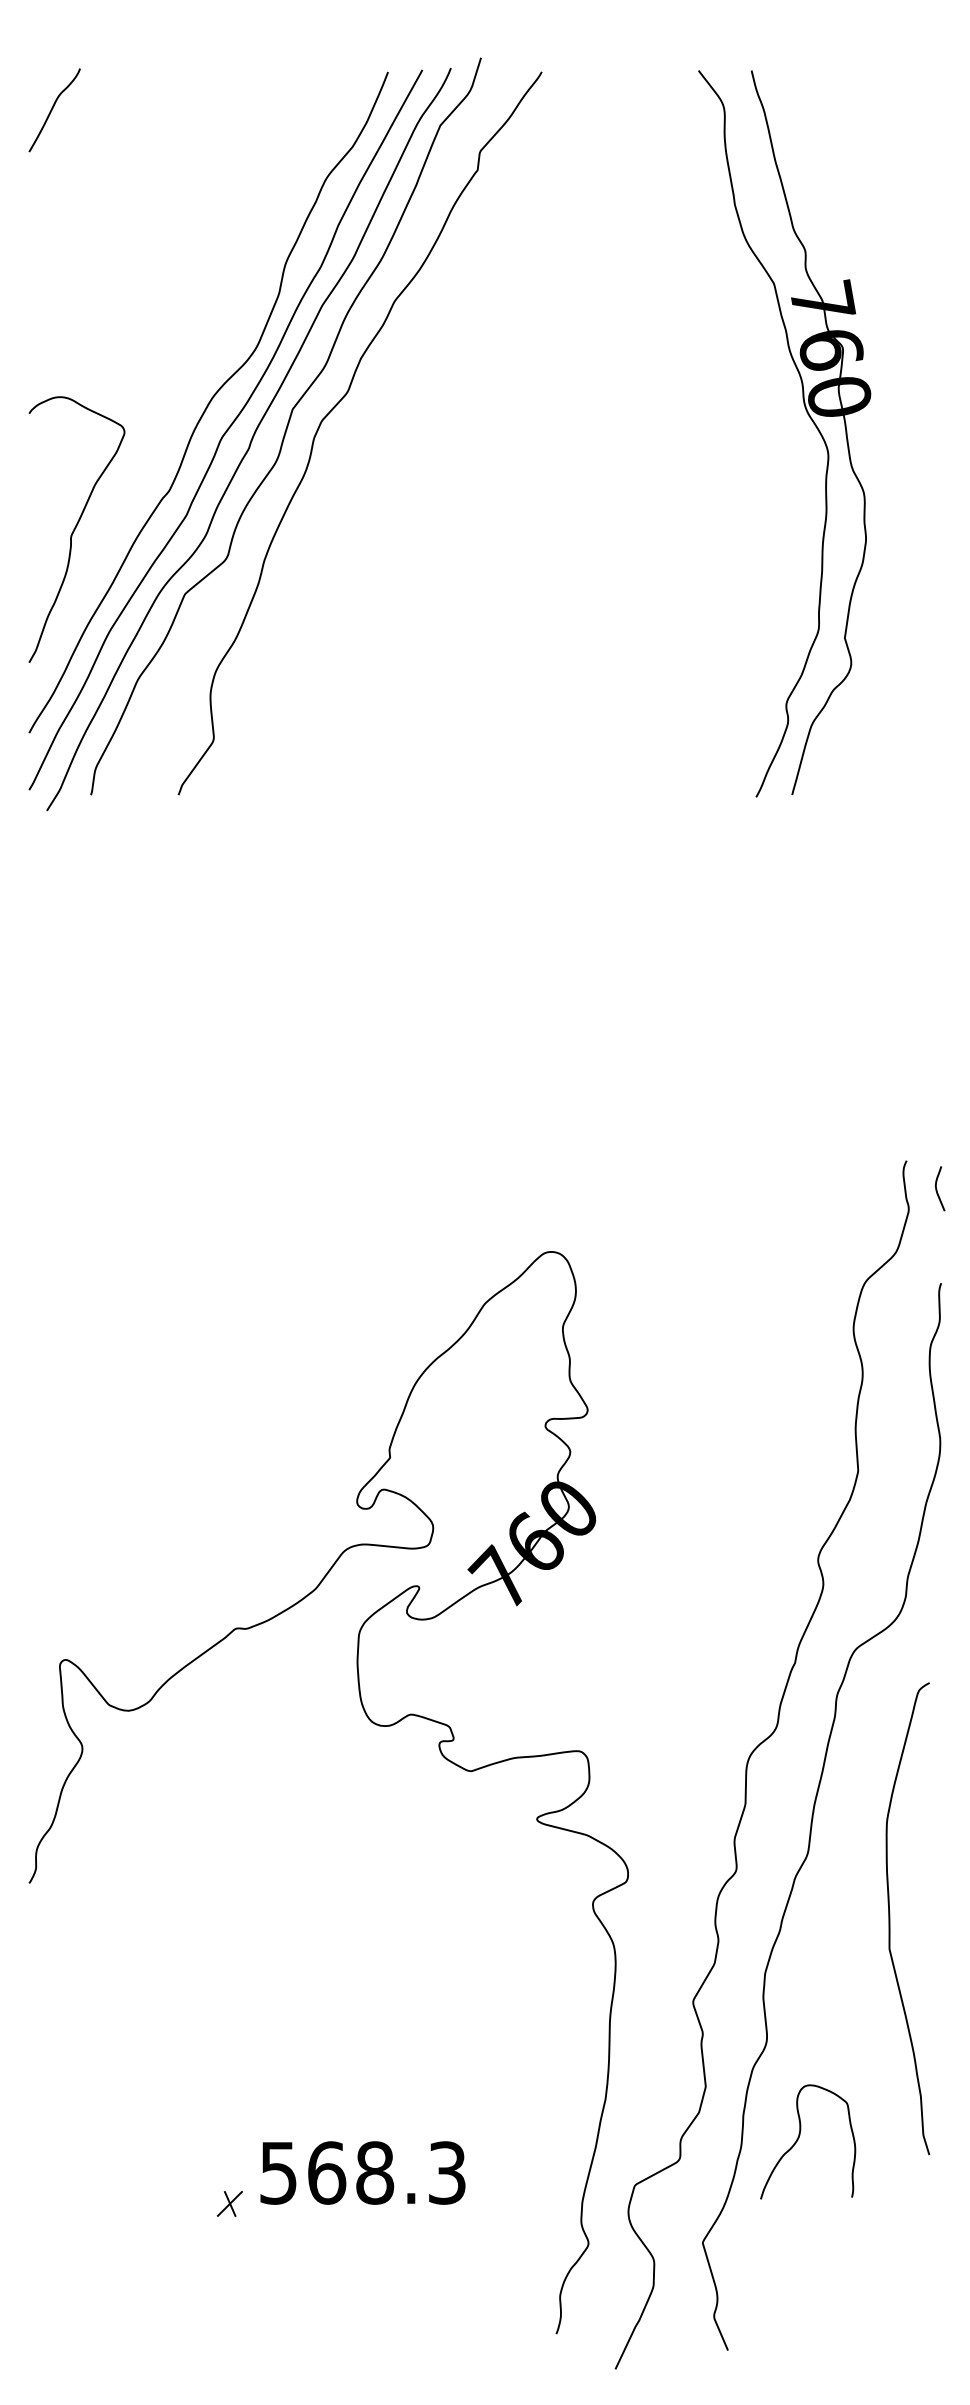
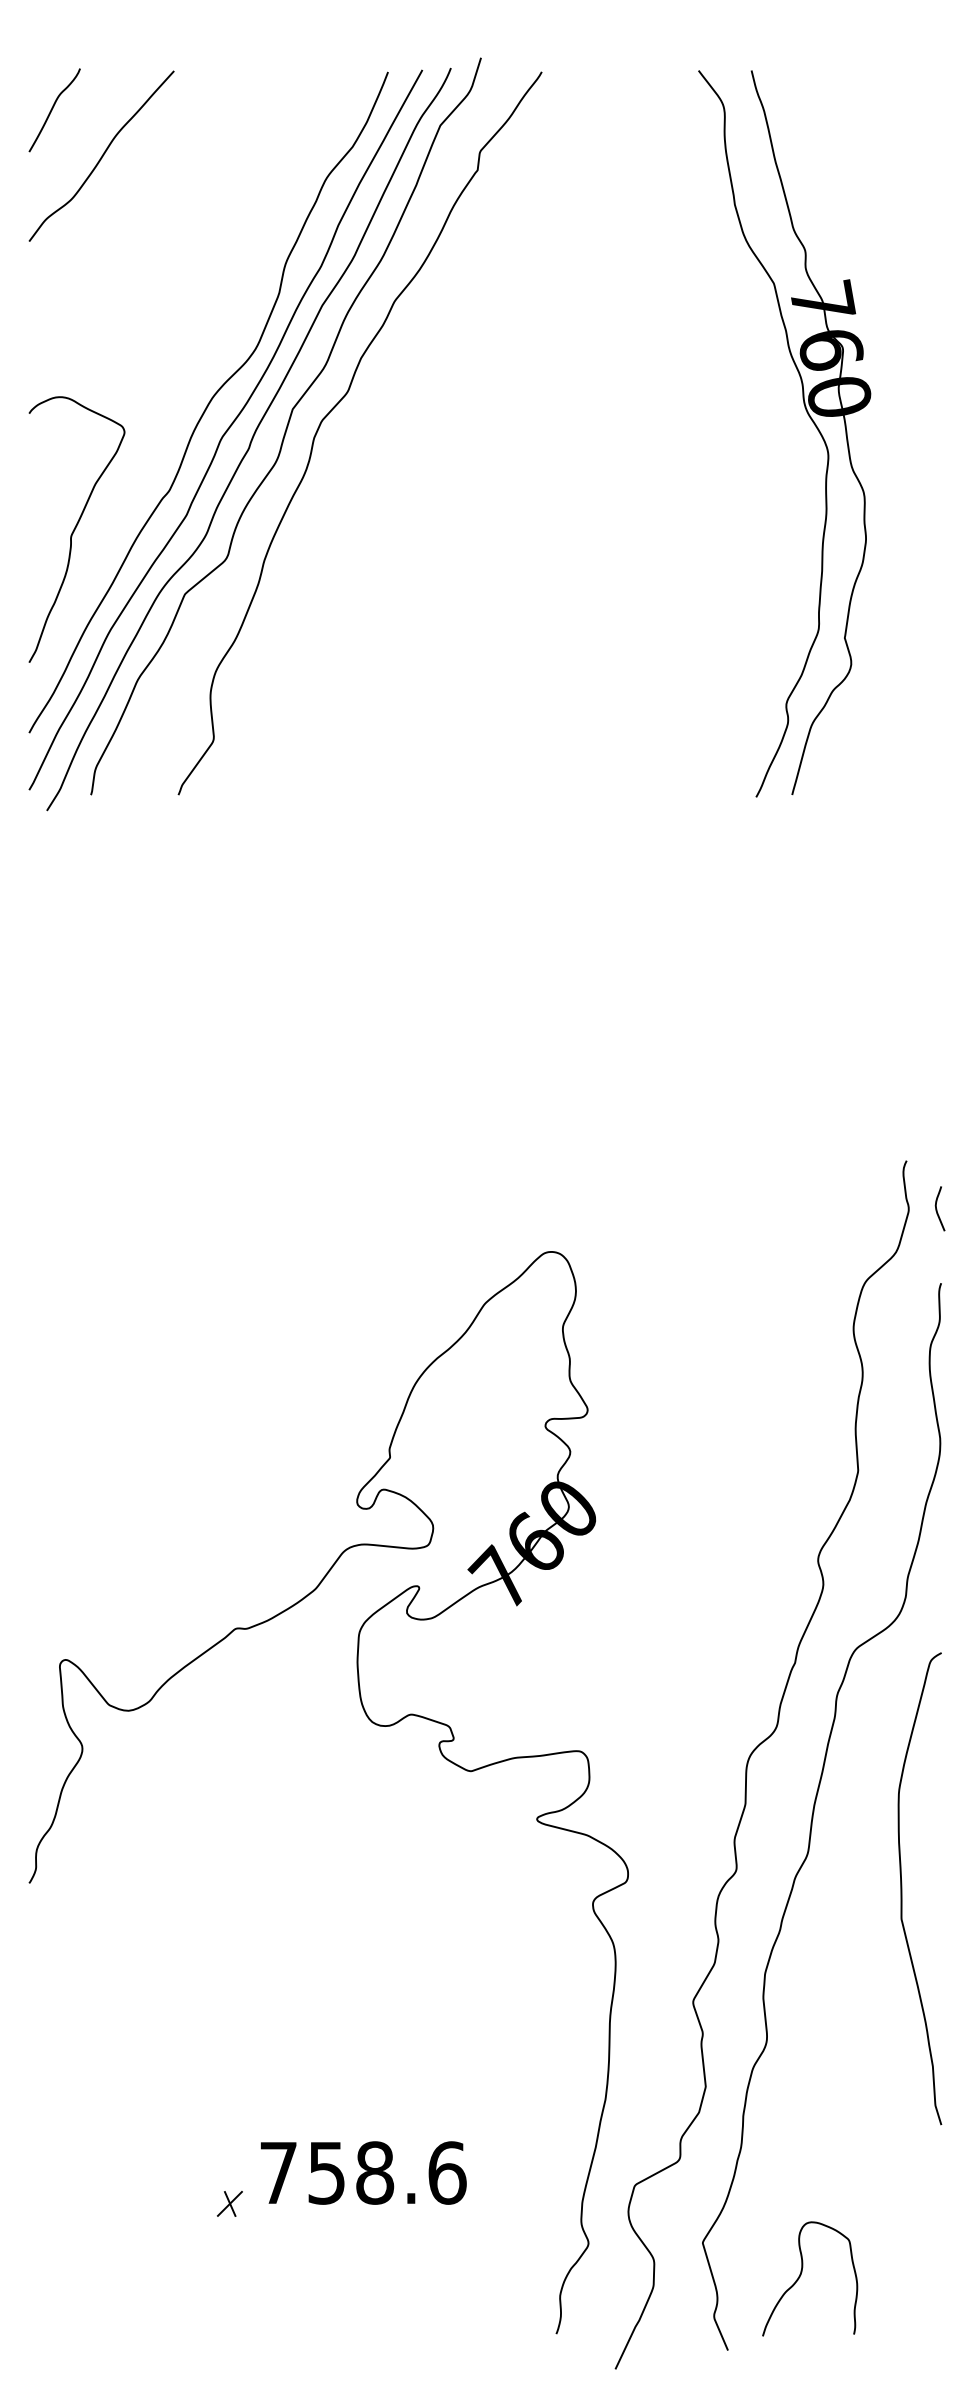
curve: none -> present (101, 155)
curve position: (937, 1189) -> (937, 1209) (937, 1209)
curve position: (890, 1918) -> (902, 1888) (902, 1888)
curve position: (799, 2138) -> (801, 2275) (801, 2275)
text: 568.3 -> 758.6 (363, 2172)
